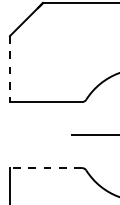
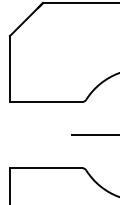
line: dashed -> solid (10, 69)
line: dashed -> solid (45, 168)
